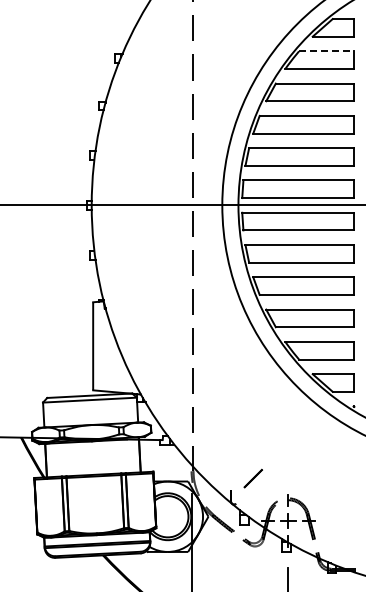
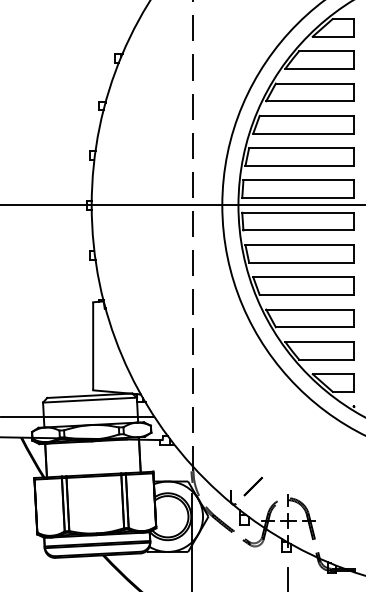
line: dashed -> solid (326, 51)
line: none -> present (78, 416)
line position: (252, 478) -> (252, 486) (252, 486)
